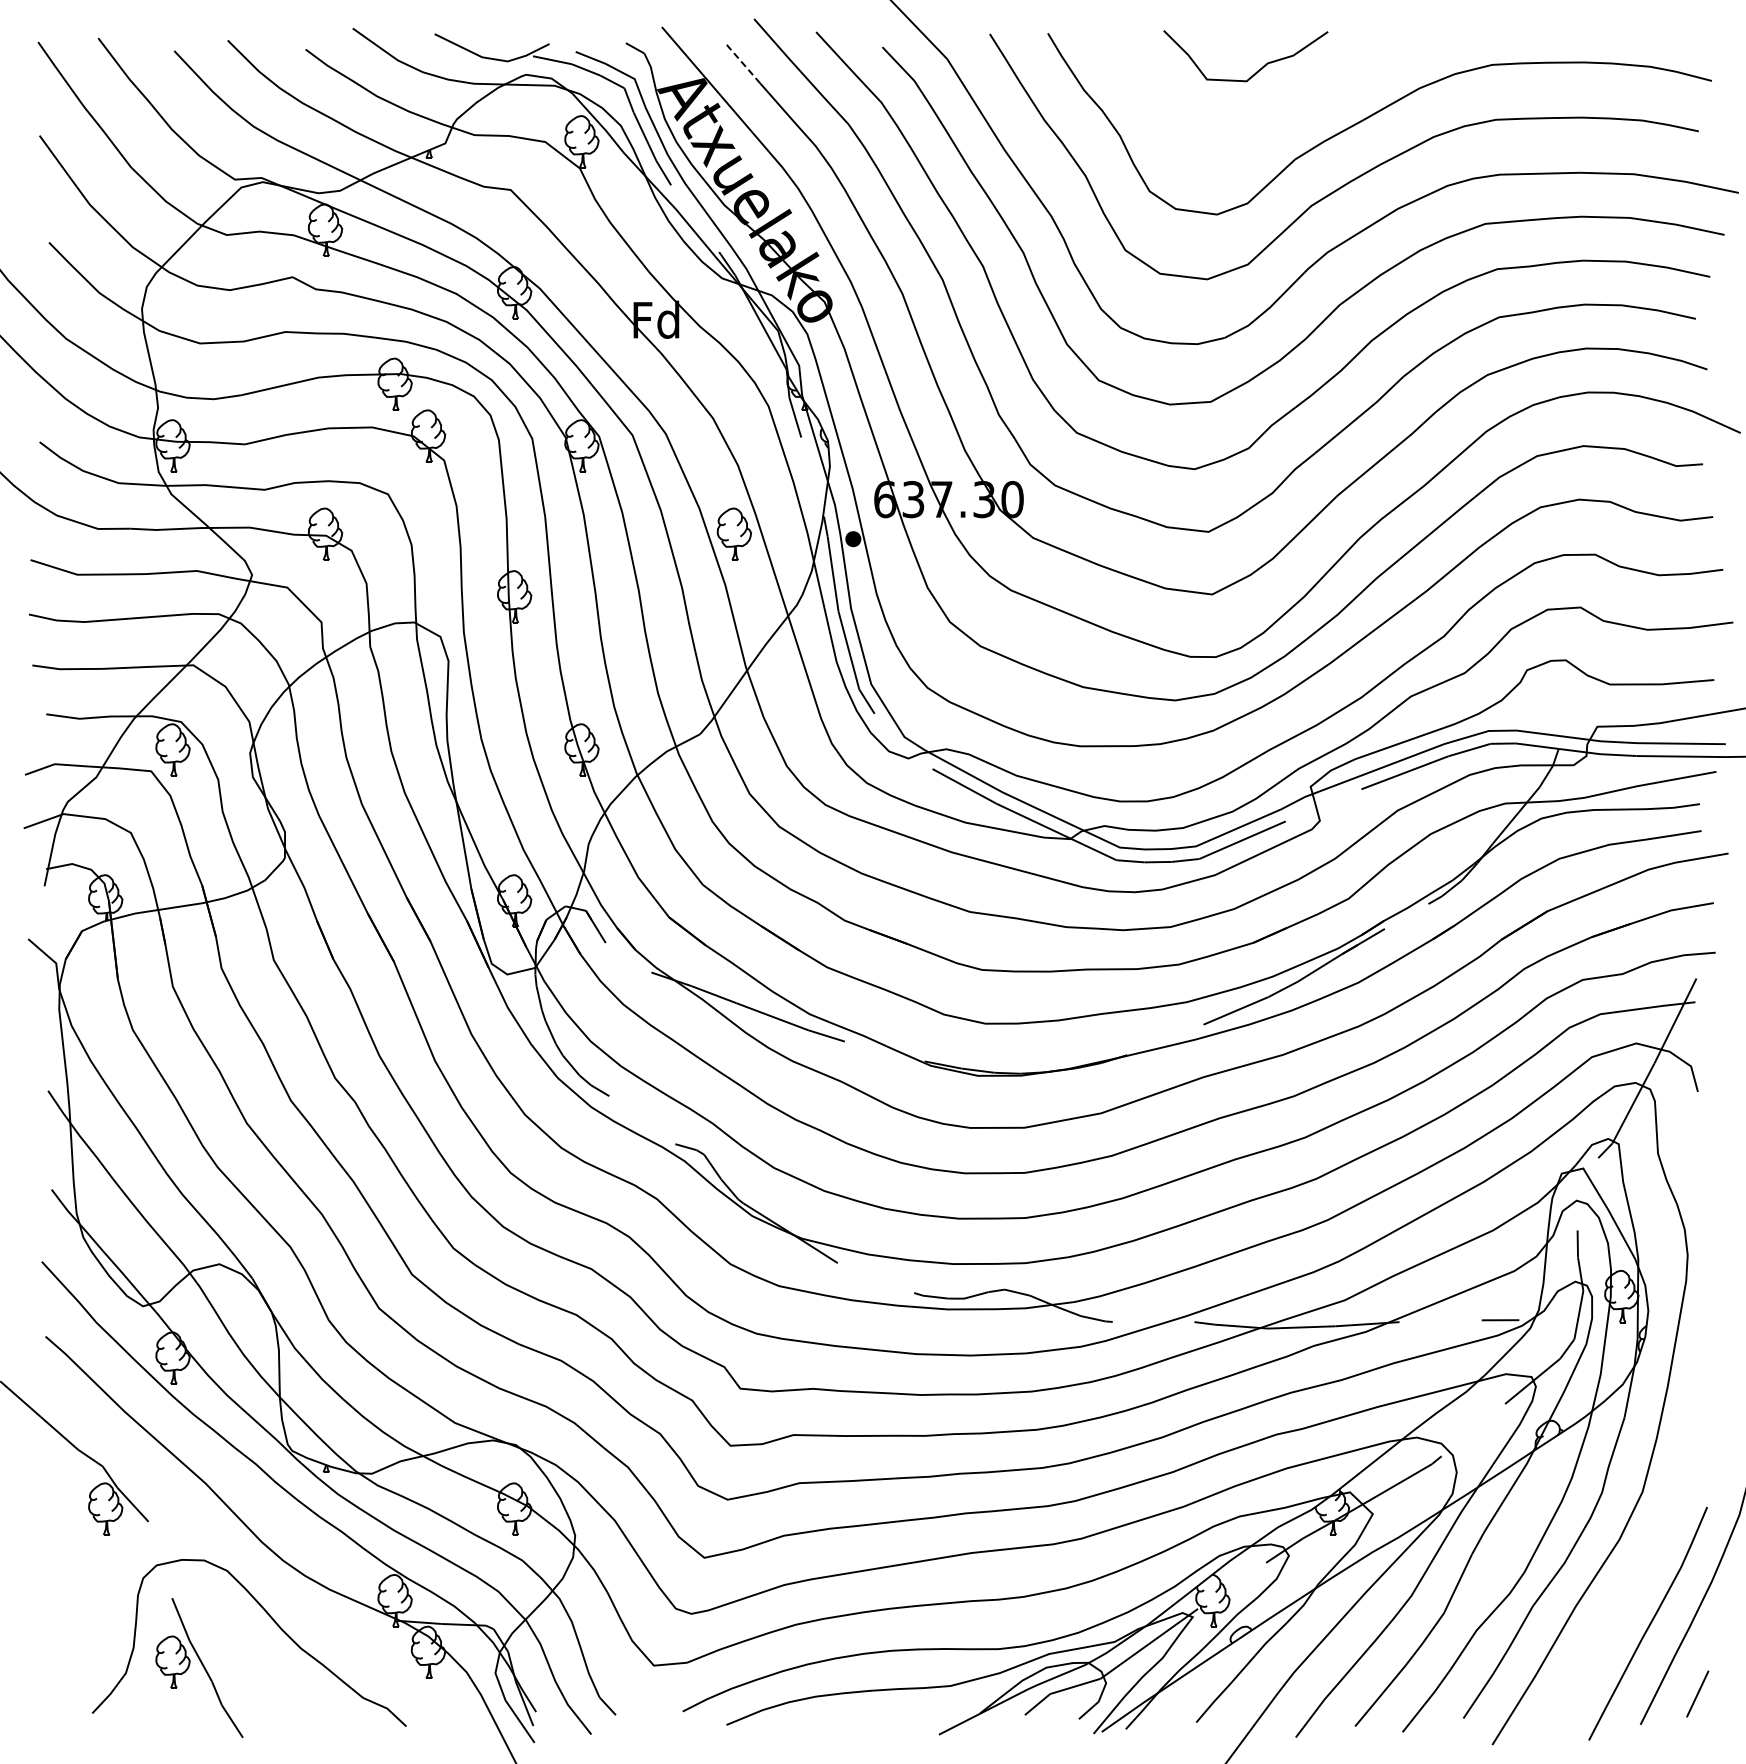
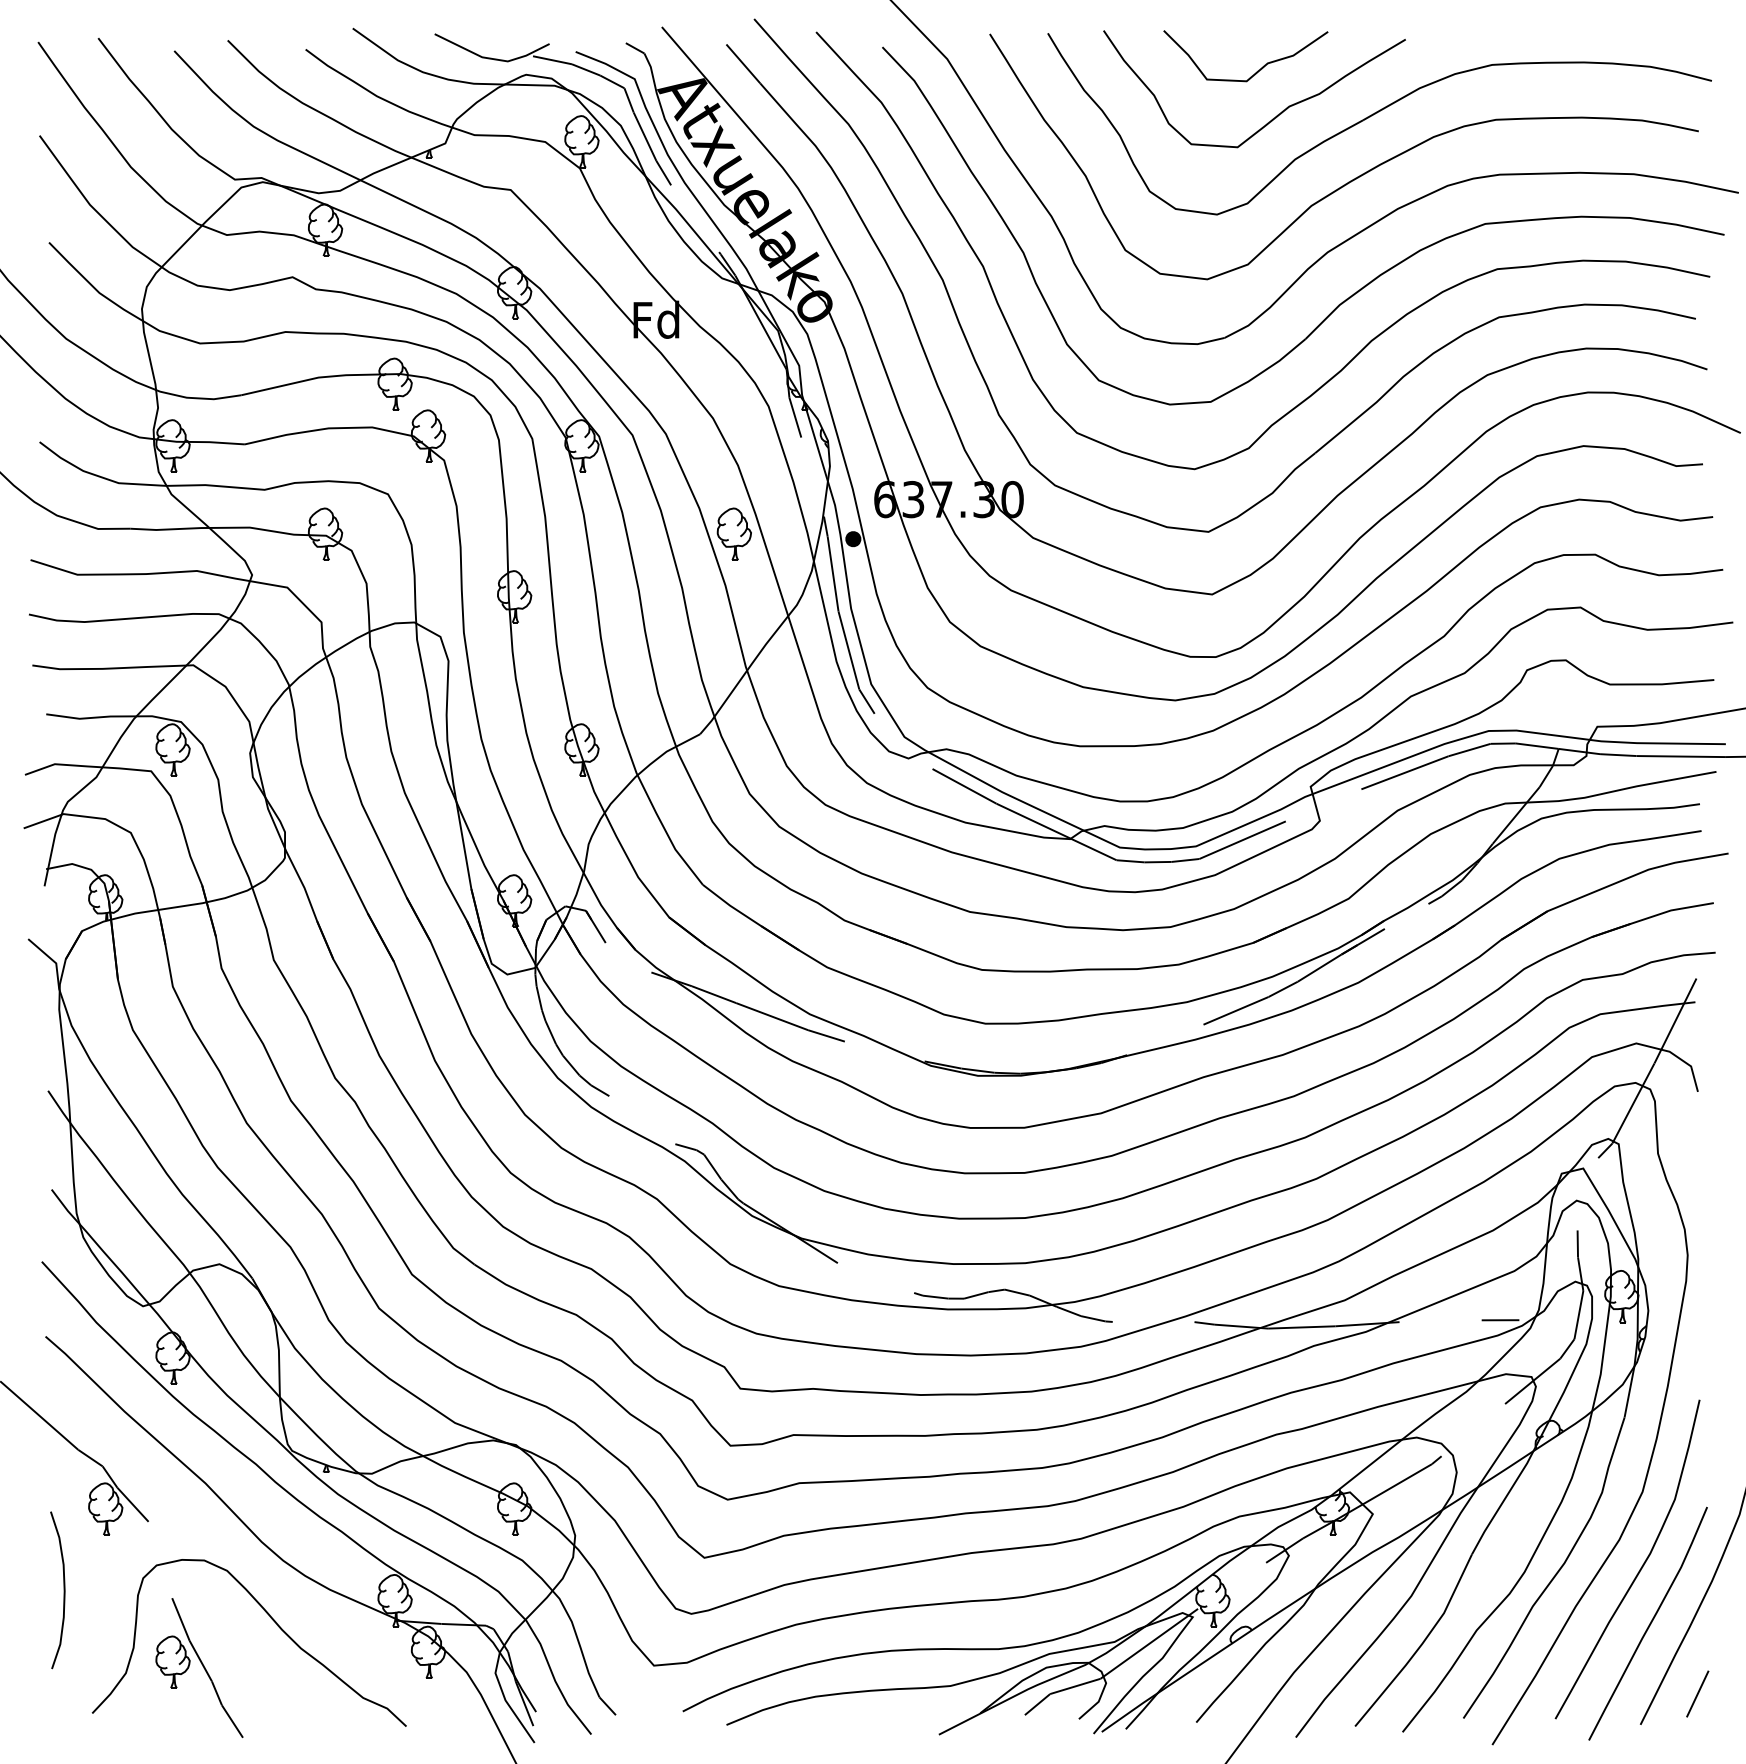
line: dashed -> solid (743, 63)
curve: none -> present (1277, 114)
curve: none -> present (1640, 1567)
curve: none -> present (63, 1590)
